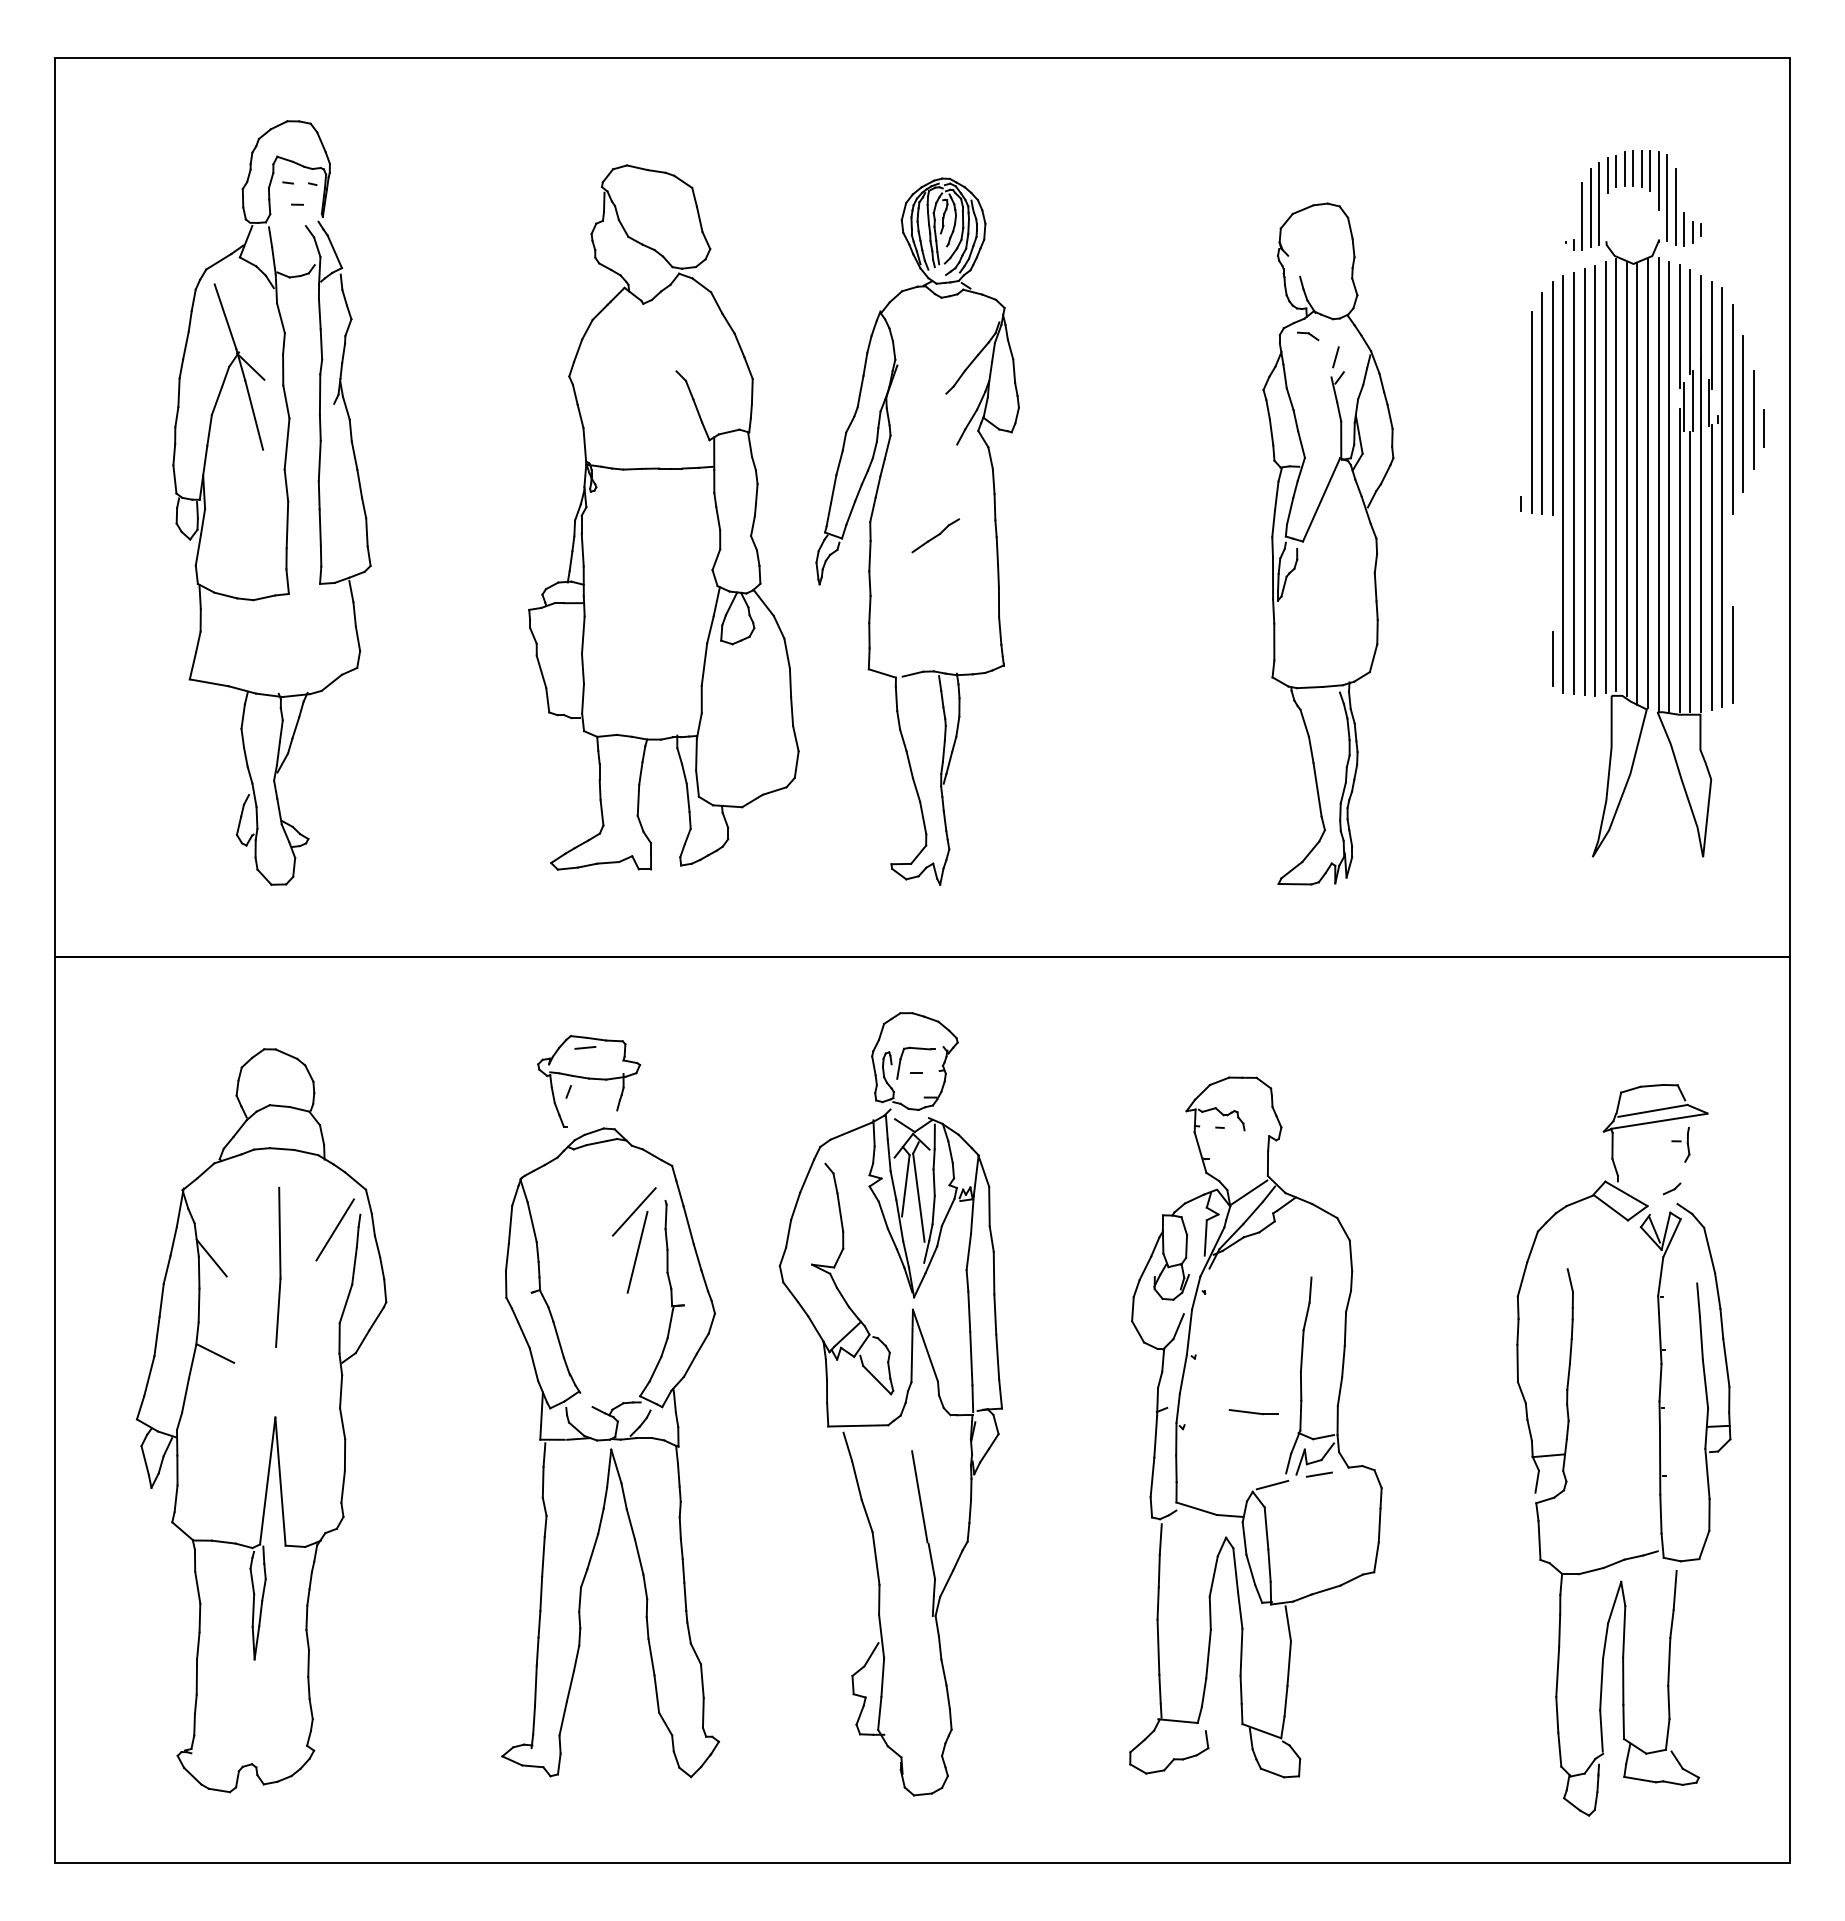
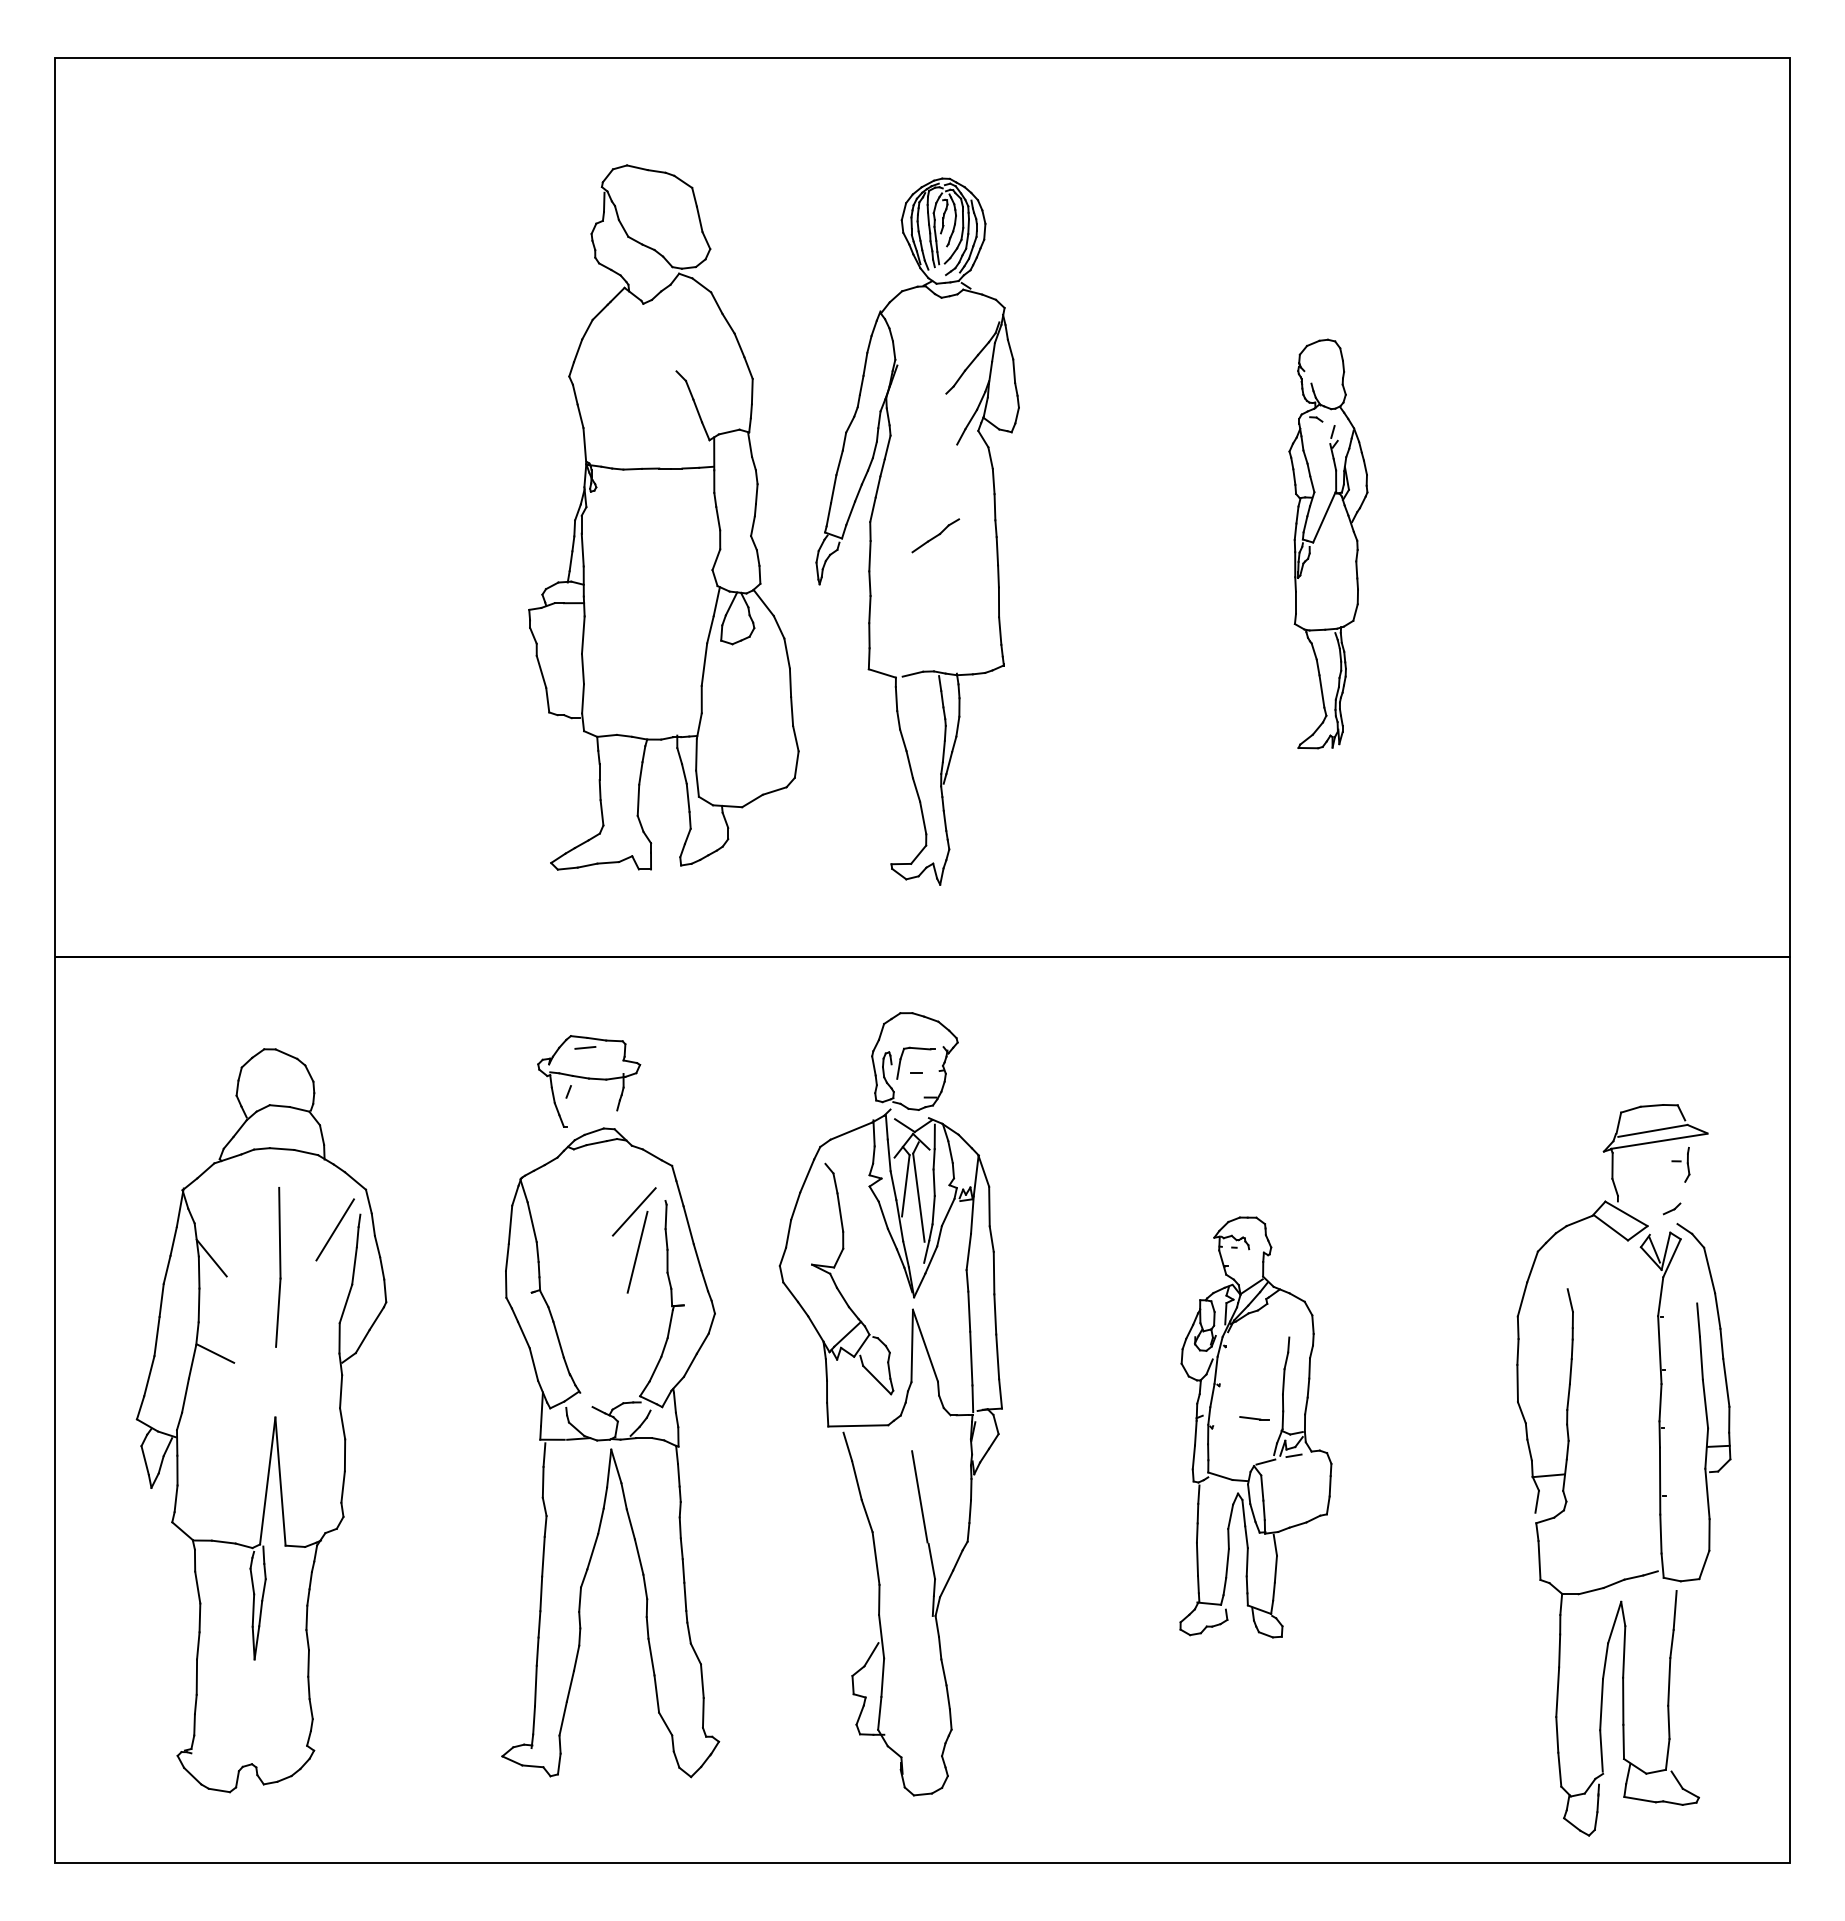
part: present -> none (271, 502)
part: present -> none (1642, 503)
part size: 133x684 px -> 81x412 px (1328, 543)
part size: 254x703 px -> 154x423 px (1255, 1427)
part position: (1659, 1450) -> (1659, 1470) (1659, 1470)
